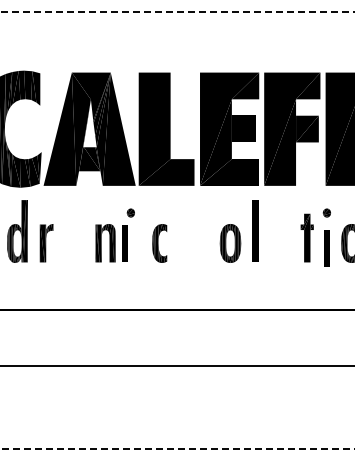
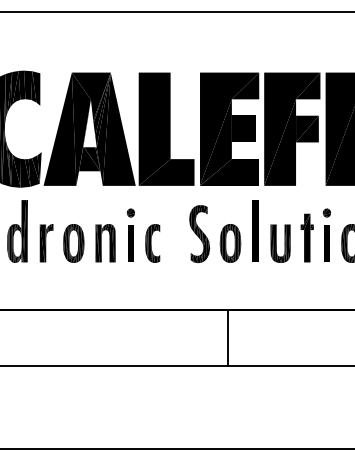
line: dashed -> solid (177, 12)
part: none -> present (199, 234)
part: none -> present (73, 243)
part position: (124, 243) -> (130, 243) (130, 243)
part position: (159, 243) -> (152, 243) (152, 243)
part: none -> present (280, 243)
part position: (326, 248) -> (326, 243) (326, 243)
line: none -> present (227, 337)
line: dashed -> solid (177, 448)
